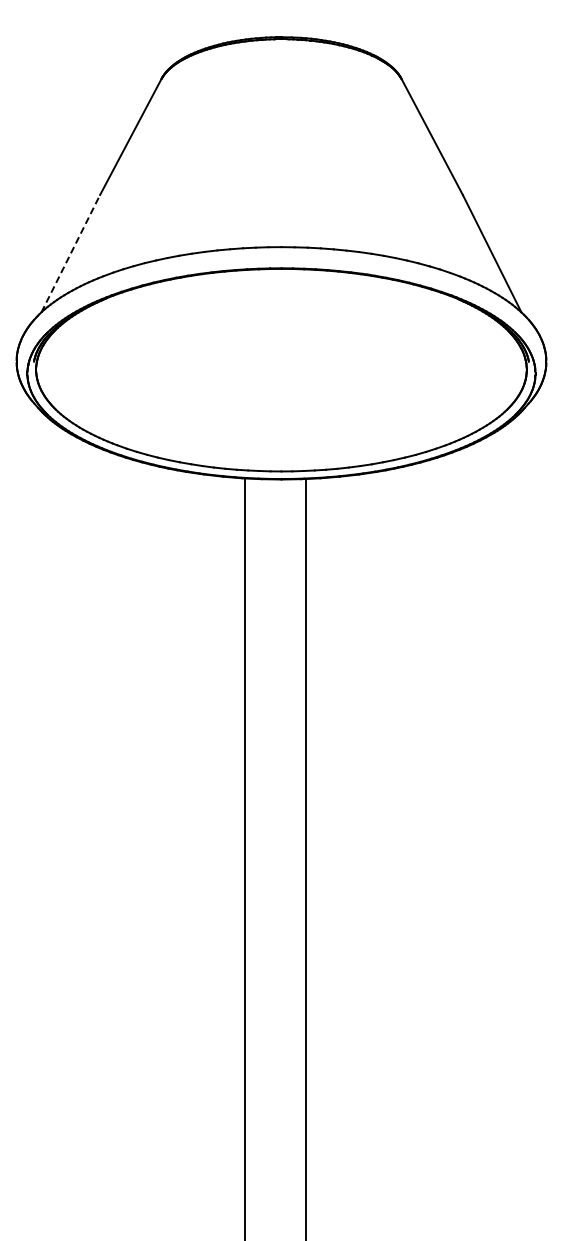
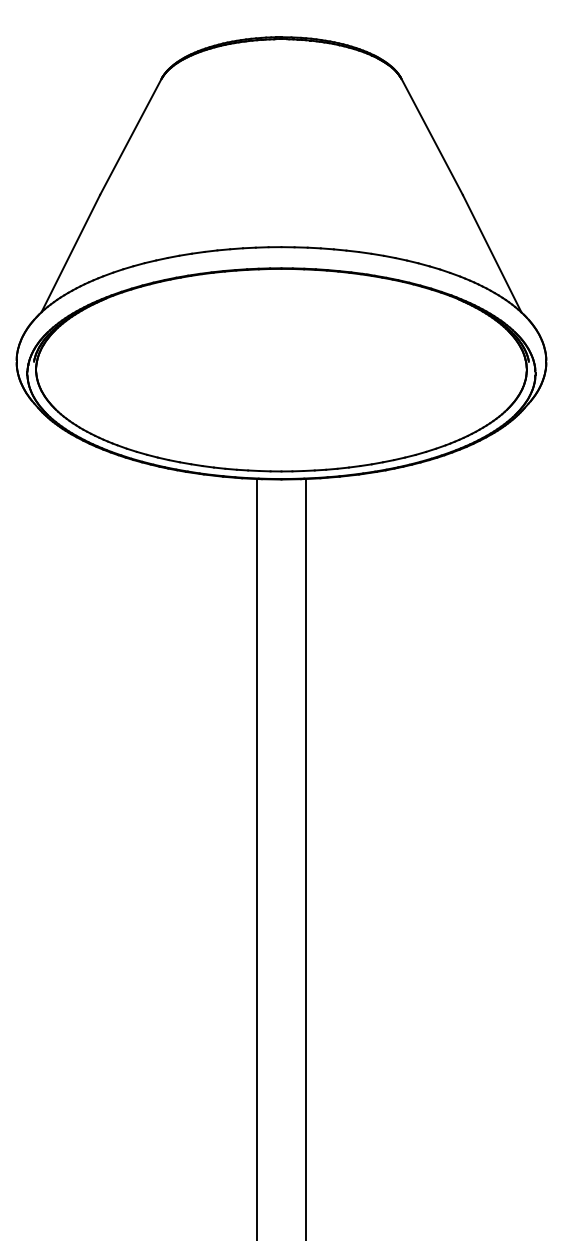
line: dashed -> solid (70, 253)
line position: (244, 858) -> (256, 858) (256, 858)
